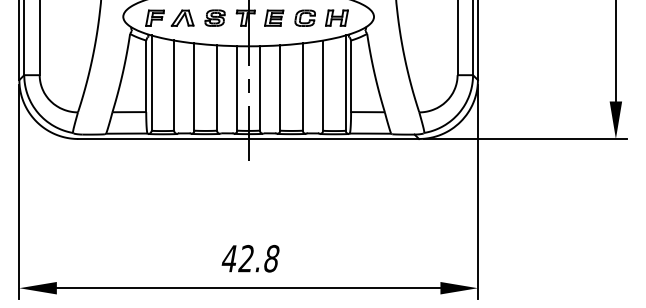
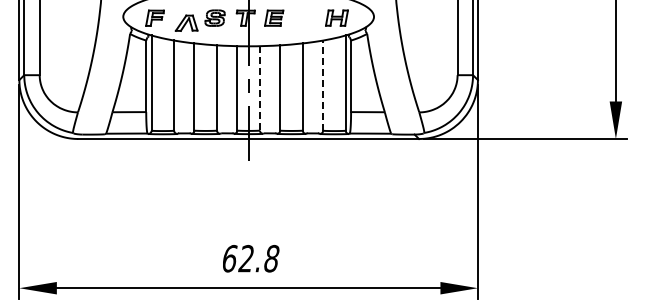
part position: (182, 17) -> (186, 22) (186, 22)
part: present -> none (304, 17)
line: solid -> dashed (323, 85)
line: solid -> dashed (259, 88)
text: 42.8 -> 62.8 (229, 258)
